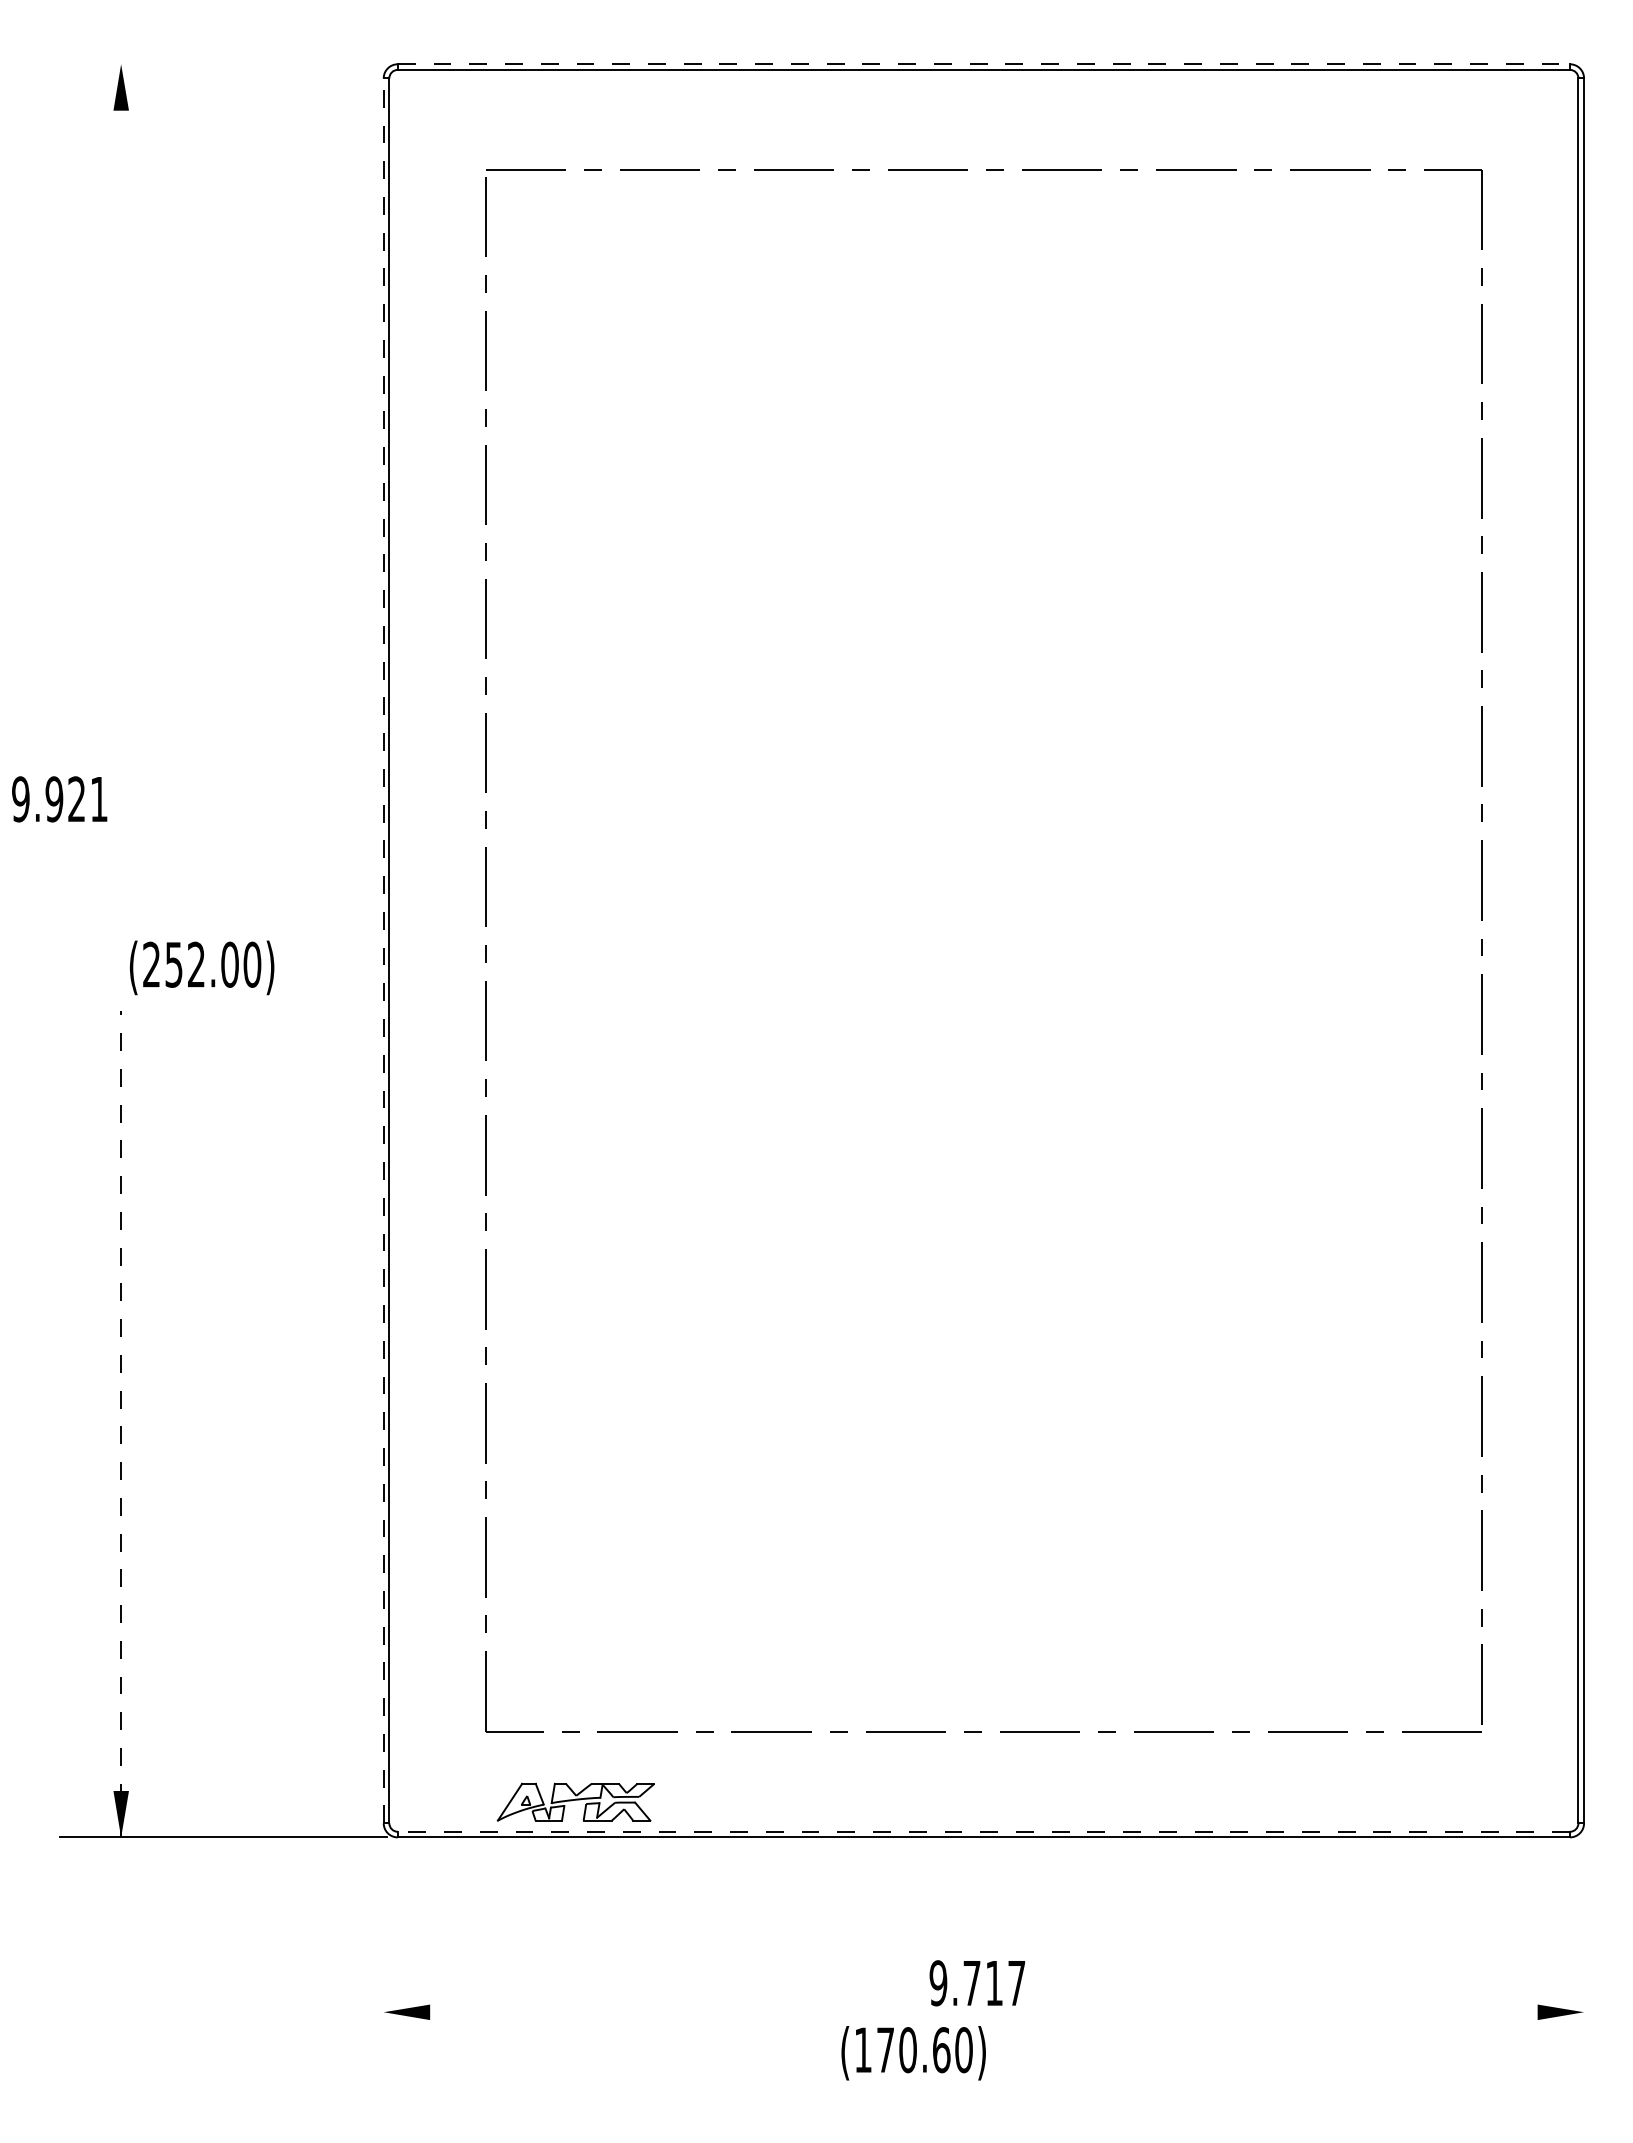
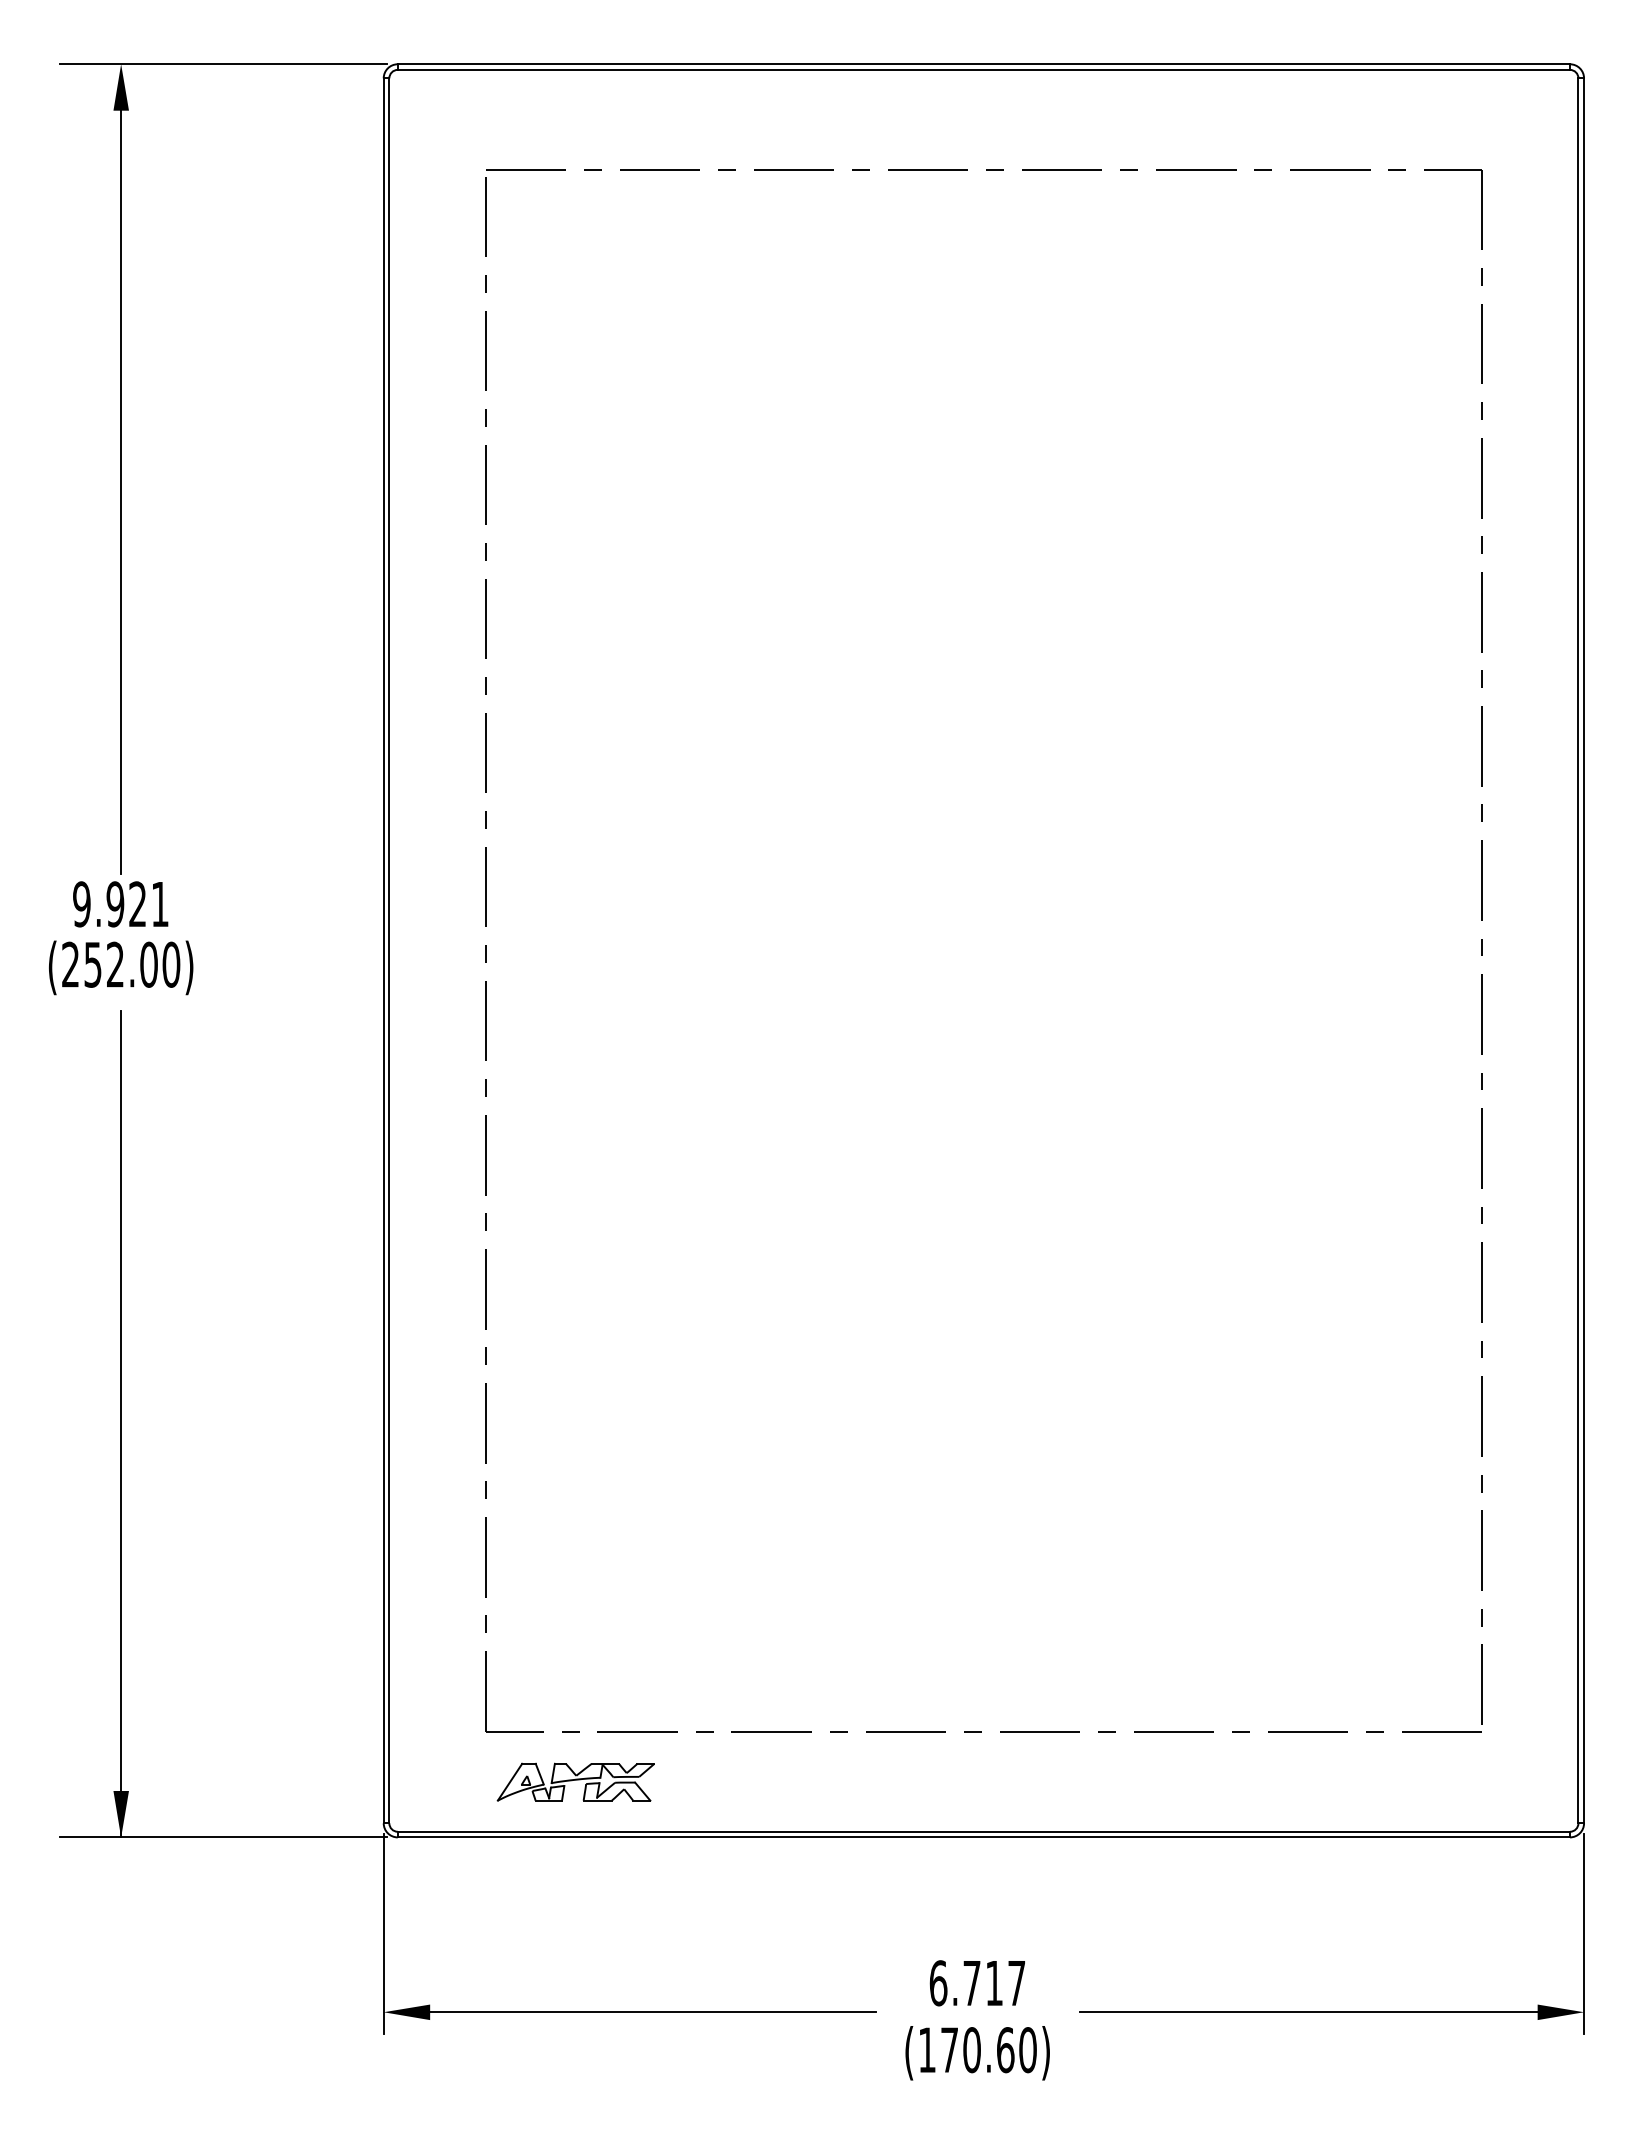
line: none -> present (223, 64)
line: dashed -> solid (984, 64)
line: none -> present (121, 480)
text position: (59, 799) -> (120, 904) (120, 904)
line: dashed -> solid (383, 950)
text position: (202, 967) -> (121, 967) (121, 967)
line: dashed -> solid (121, 1423)
part position: (575, 1801) -> (575, 1781) (575, 1781)
line: dashed -> solid (983, 1831)
line: none -> present (383, 1934)
line: none -> present (1584, 1934)
text: 9.717 -> 6.717 (938, 1983)
line: none -> present (640, 2012)
line: none -> present (1319, 2012)
text position: (913, 2053) -> (977, 2053) (977, 2053)
